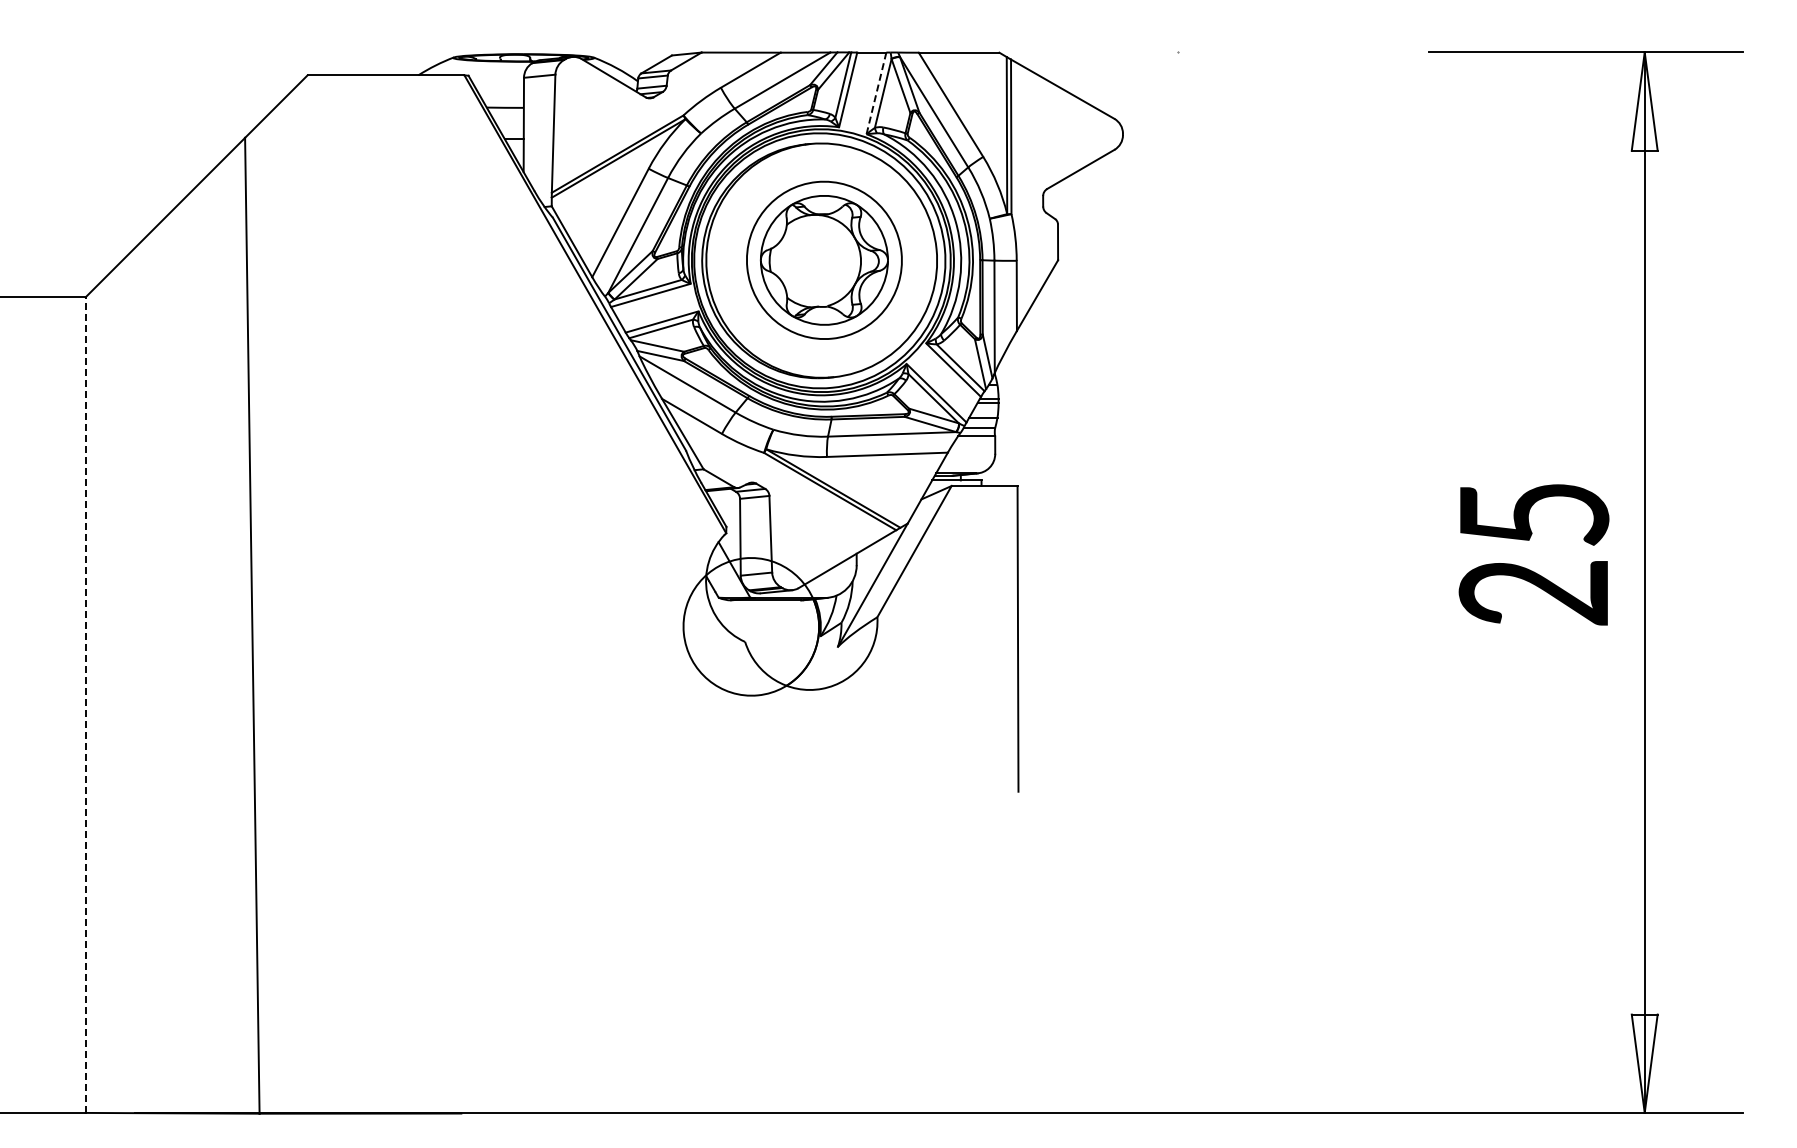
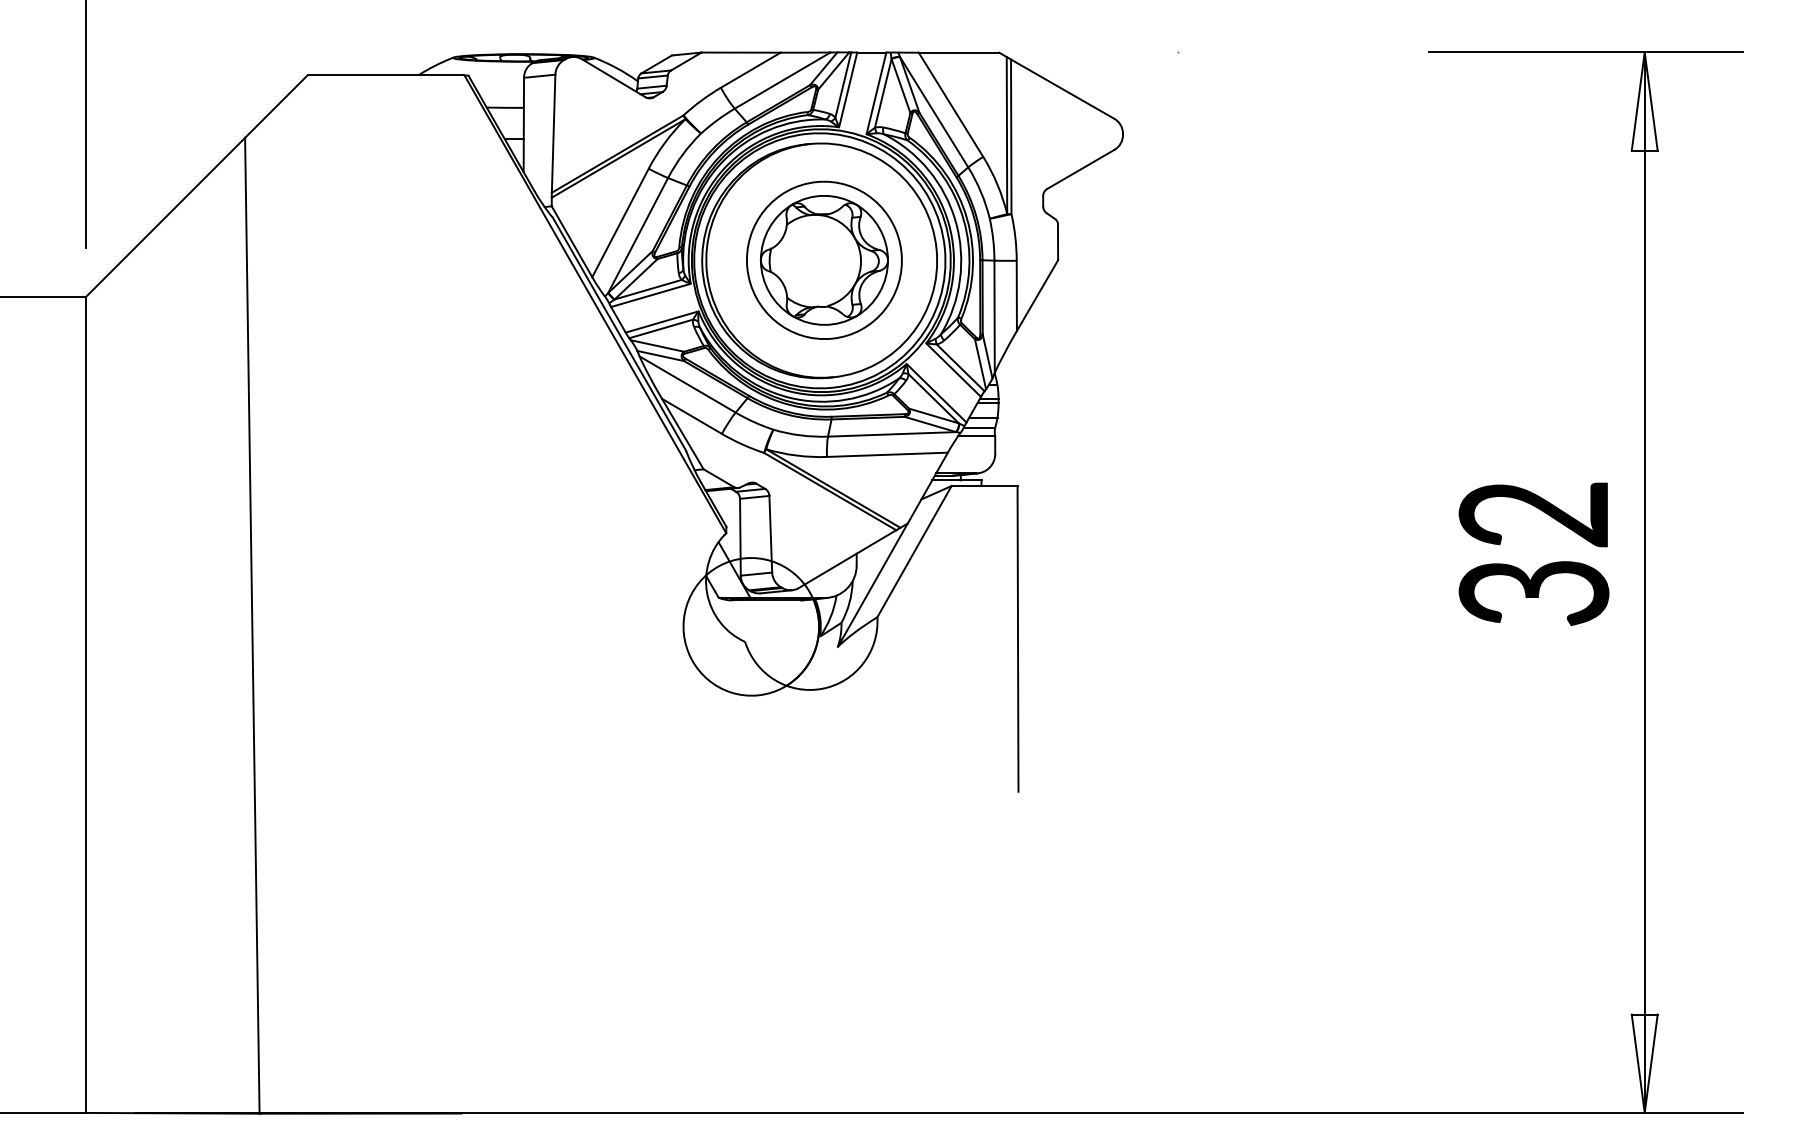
line: dashed -> solid (876, 93)
line: none -> present (85, 125)
text: 25 -> 32 (1533, 553)
line: dashed -> solid (85, 705)
